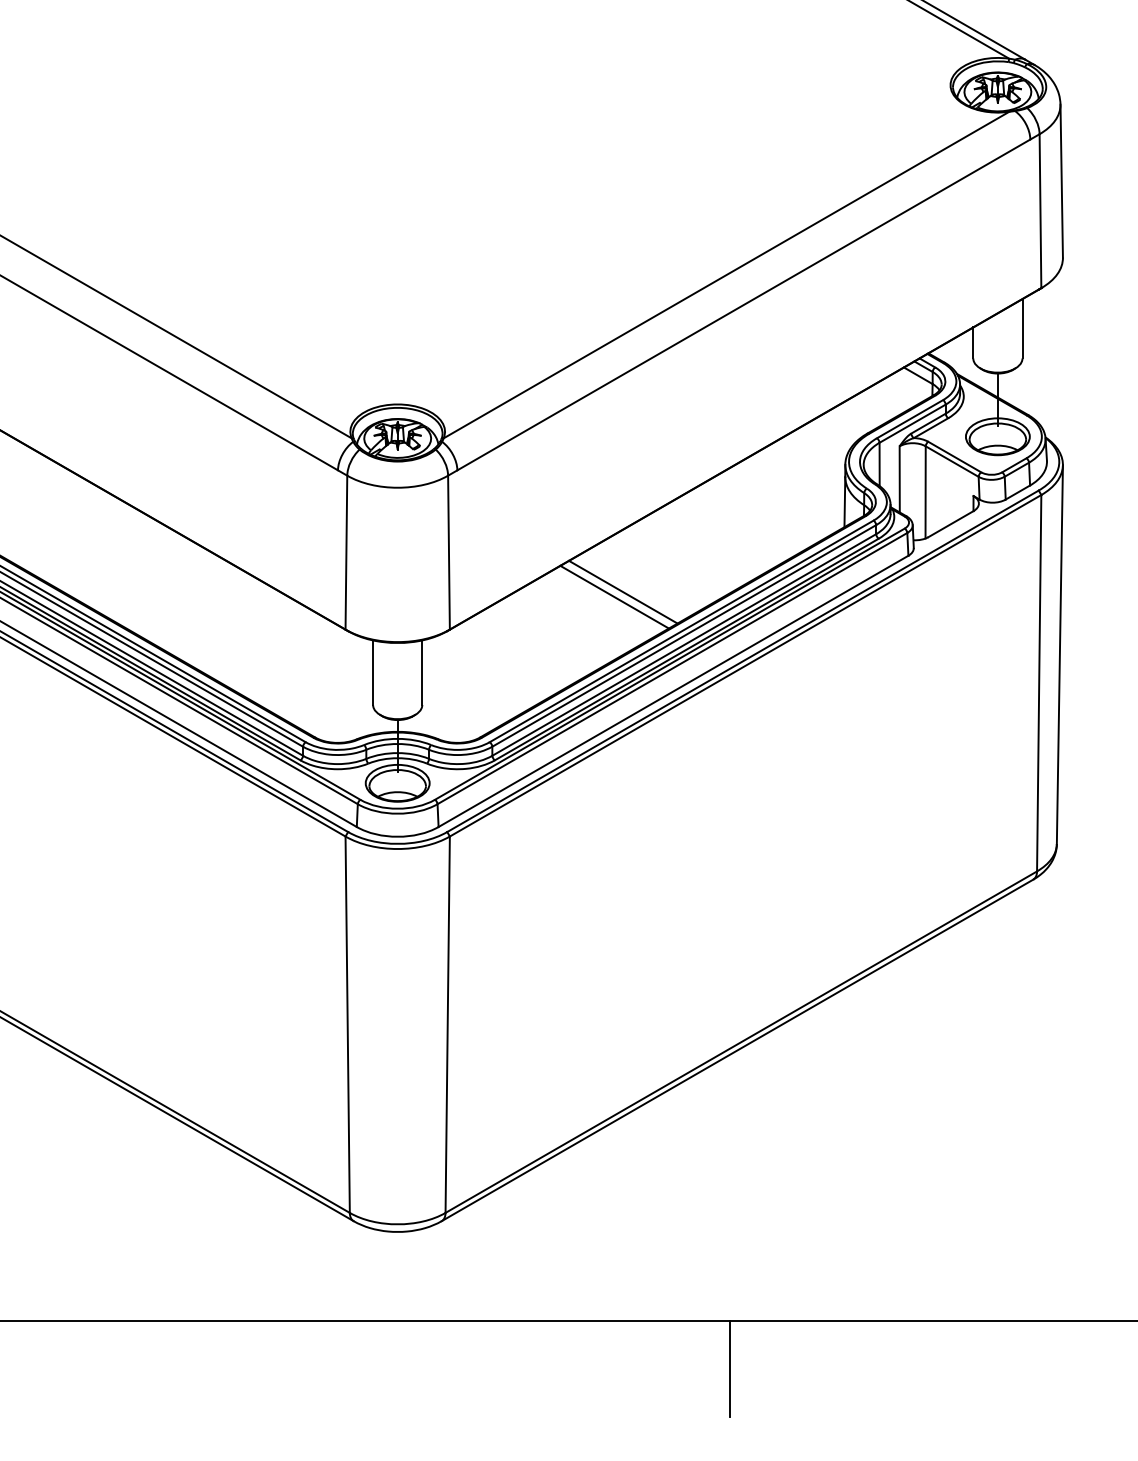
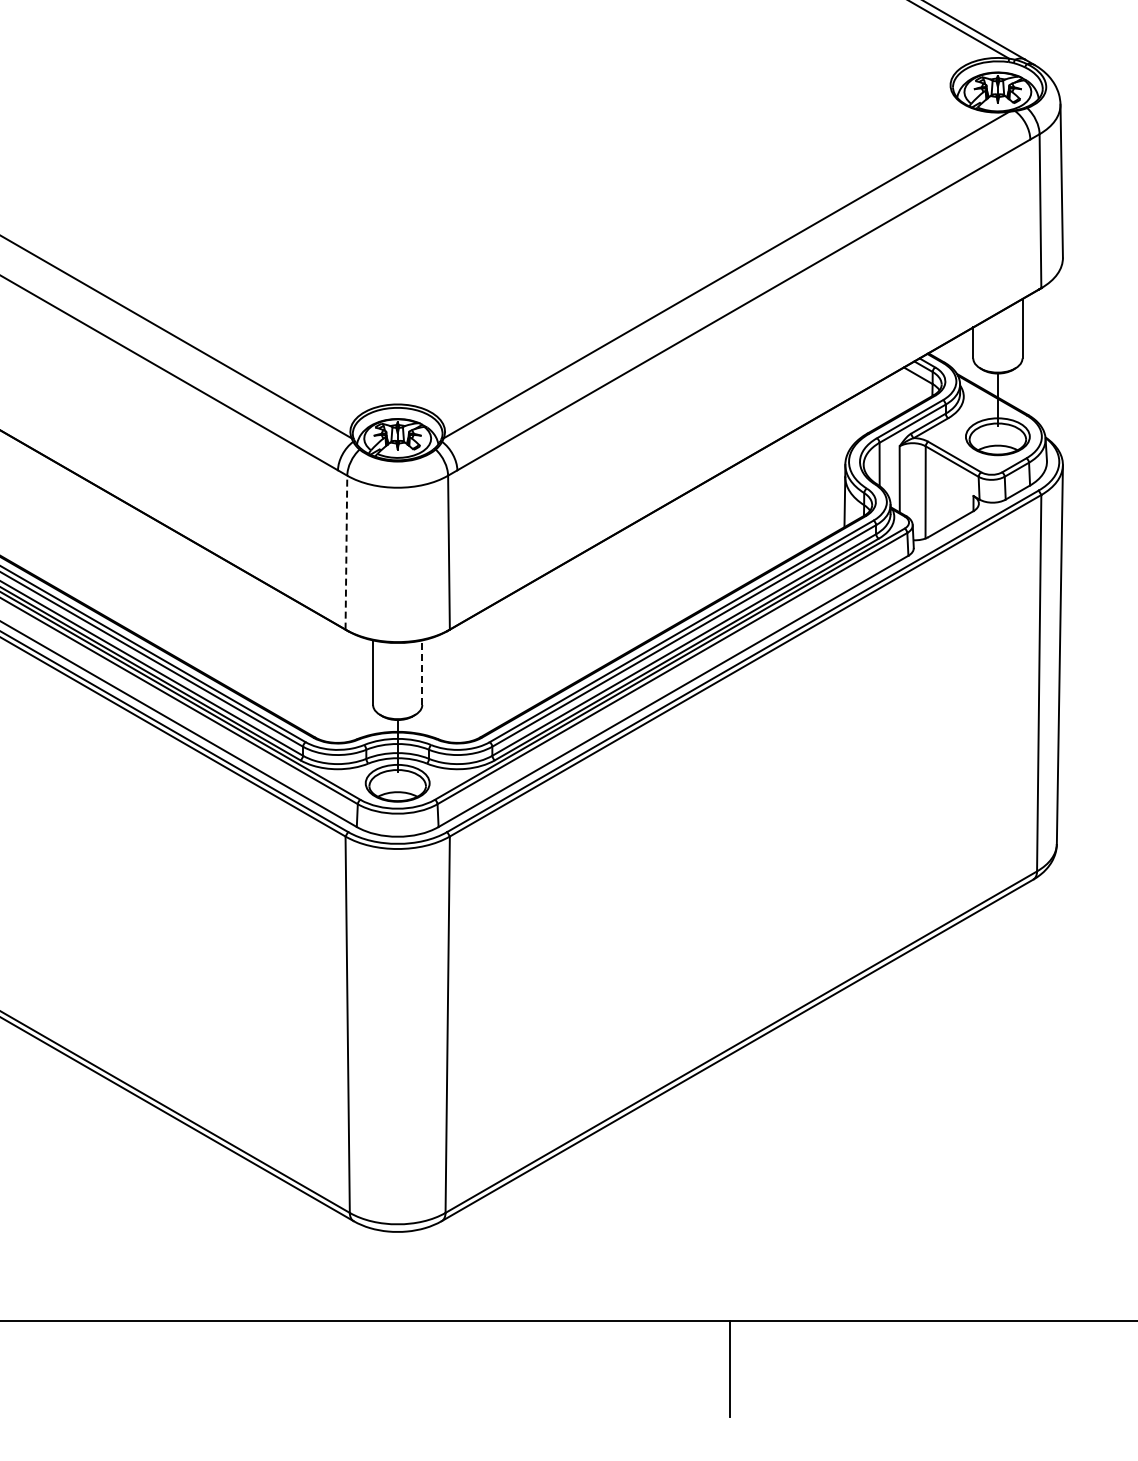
line: solid -> dashed (346, 552)
line: present -> none (623, 591)
line: present -> none (614, 596)
line: solid -> dashed (422, 672)
